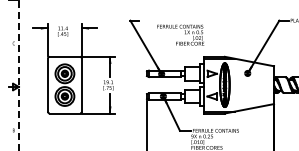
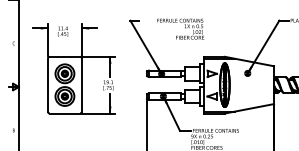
text position: (180, 34) -> (180, 28) (180, 28)
line: dashed -> solid (18, 75)
